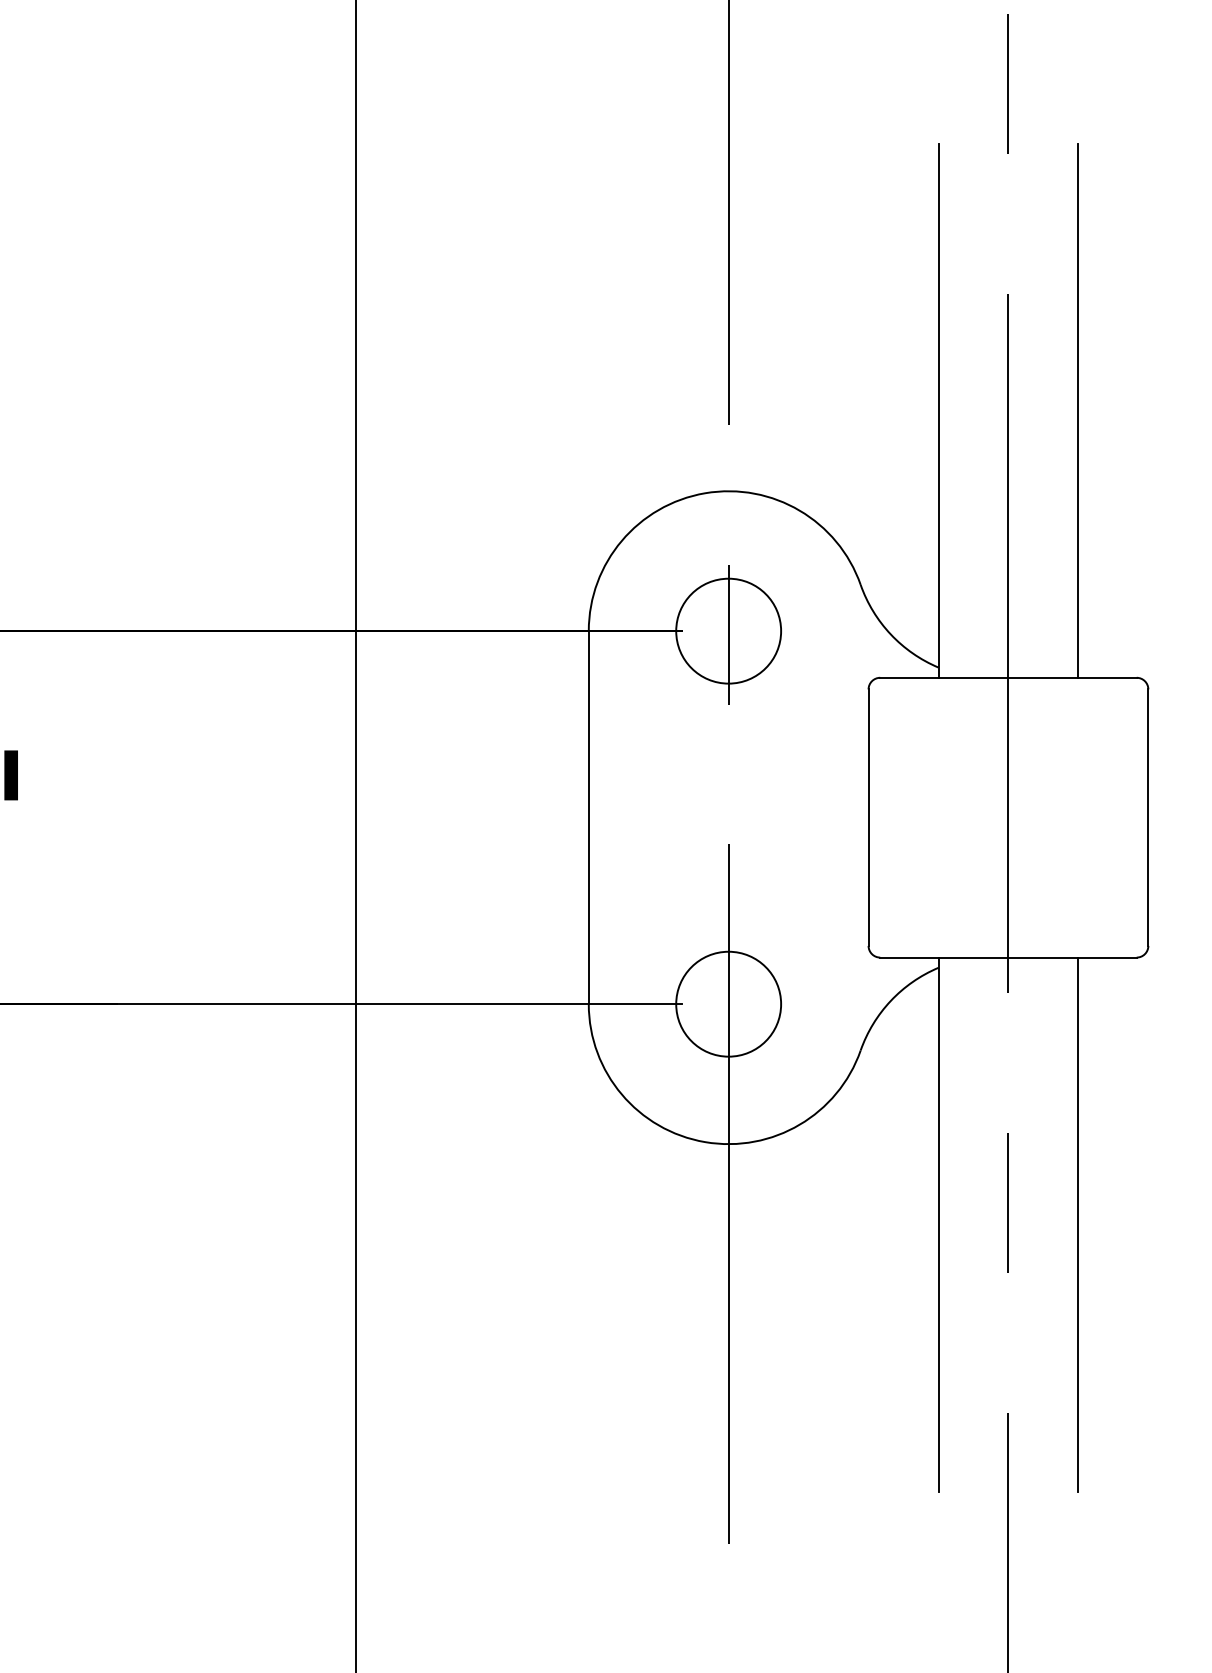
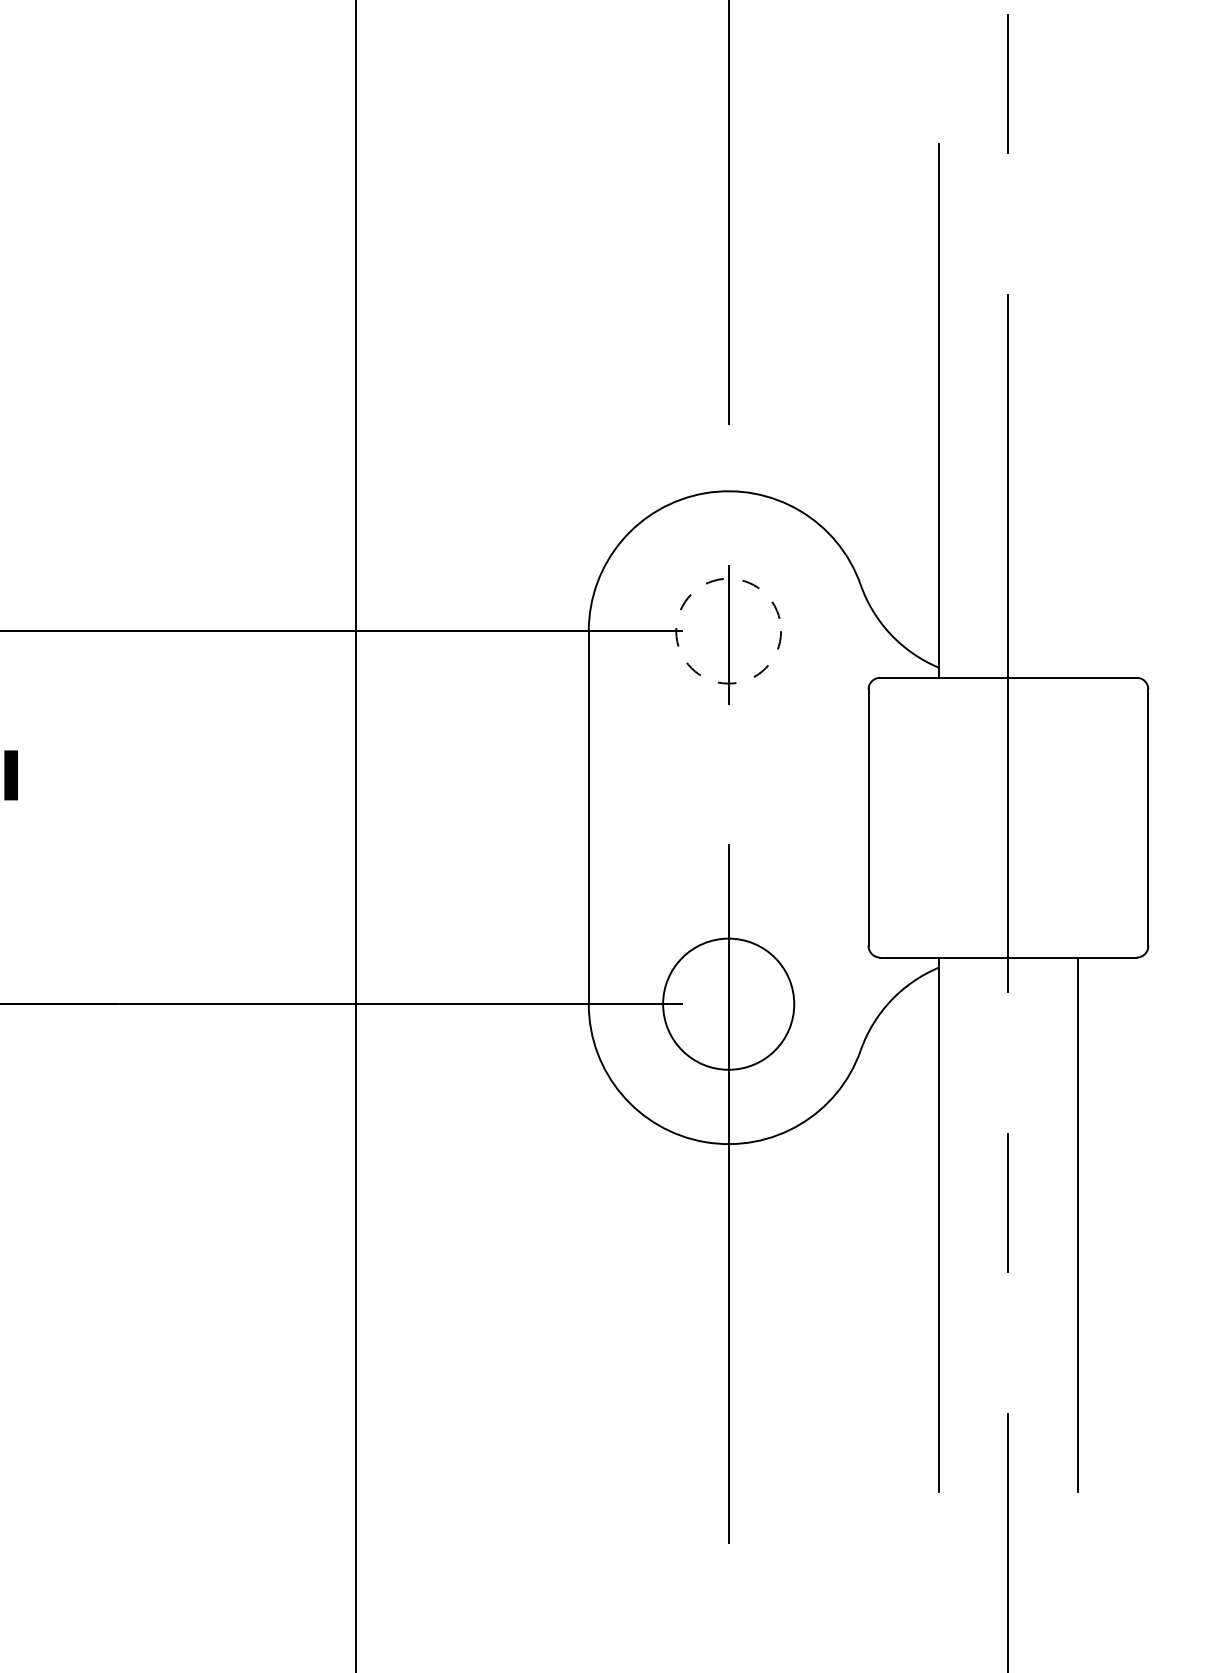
line: present -> none (1078, 410)
circle: solid -> dashed (728, 630)
circle diameter: 105 px -> 131 px (728, 1003)
